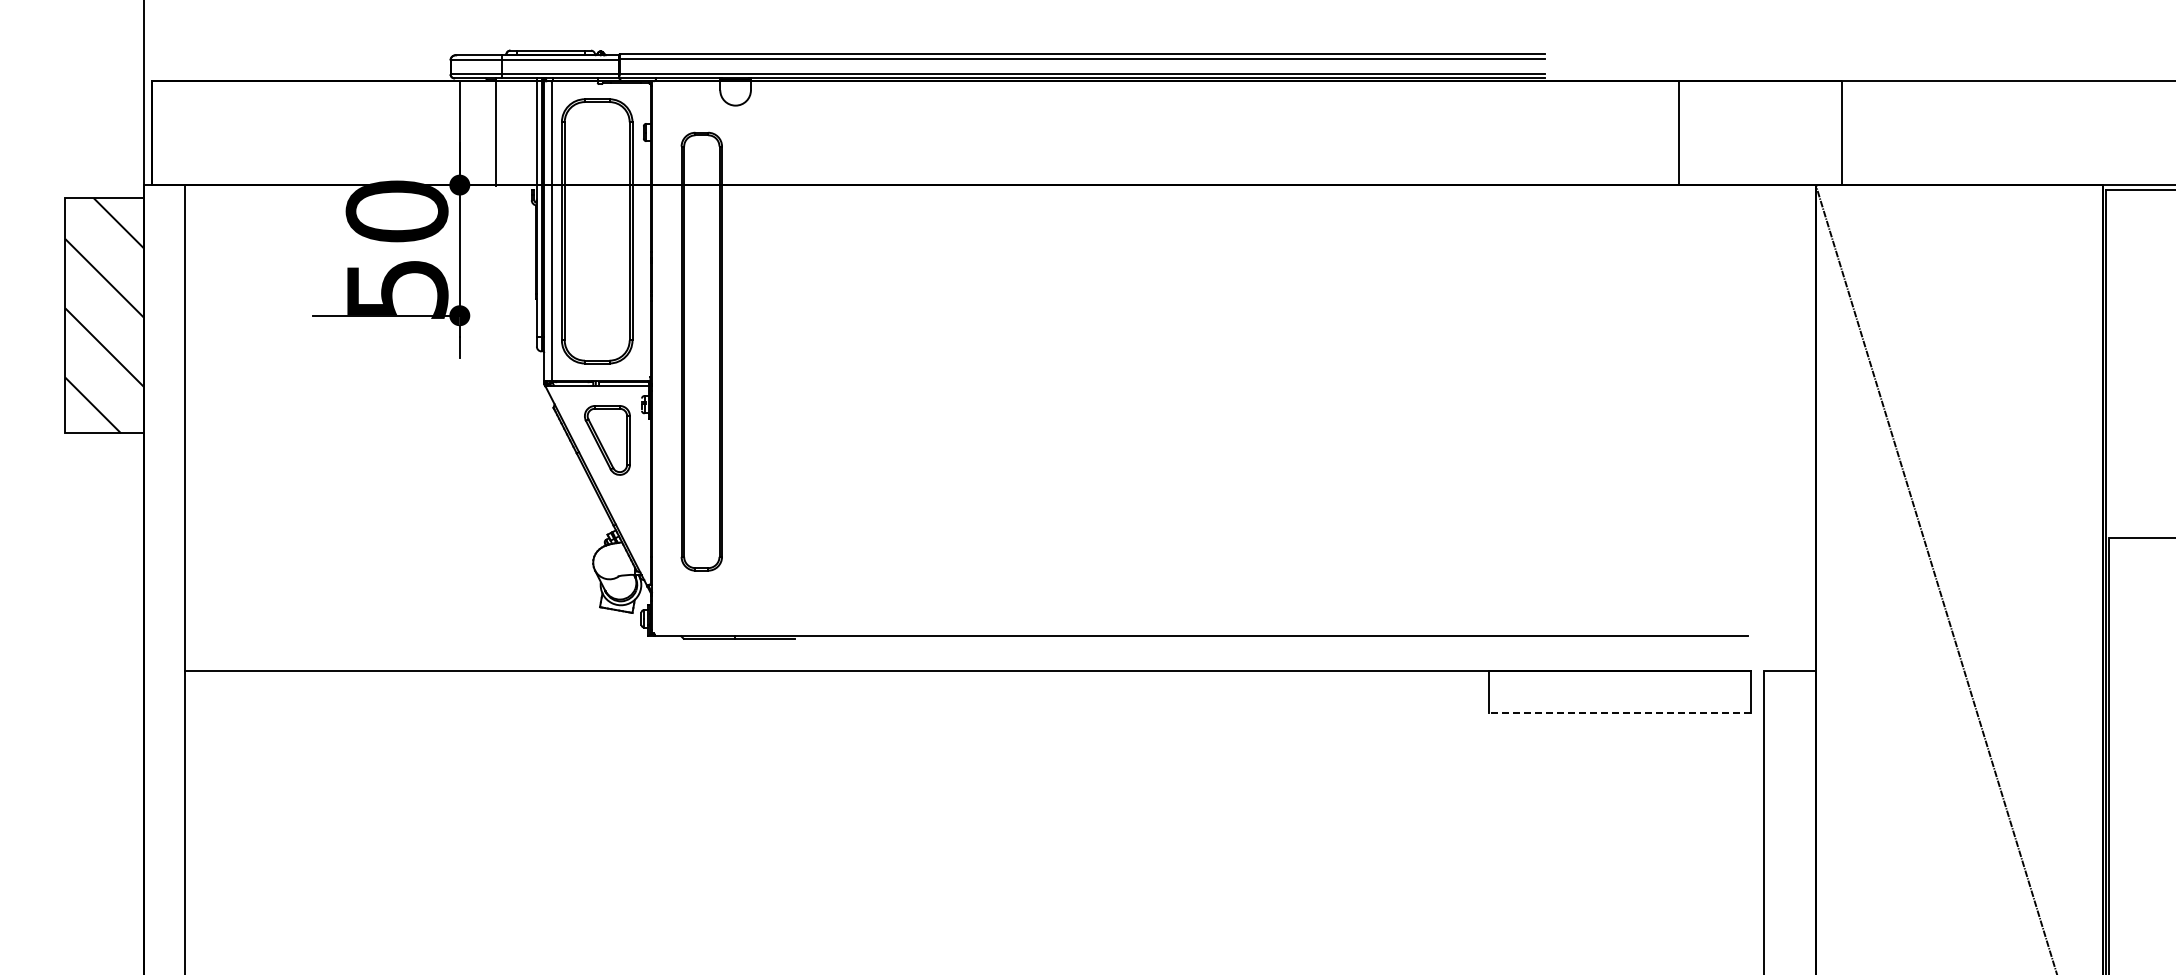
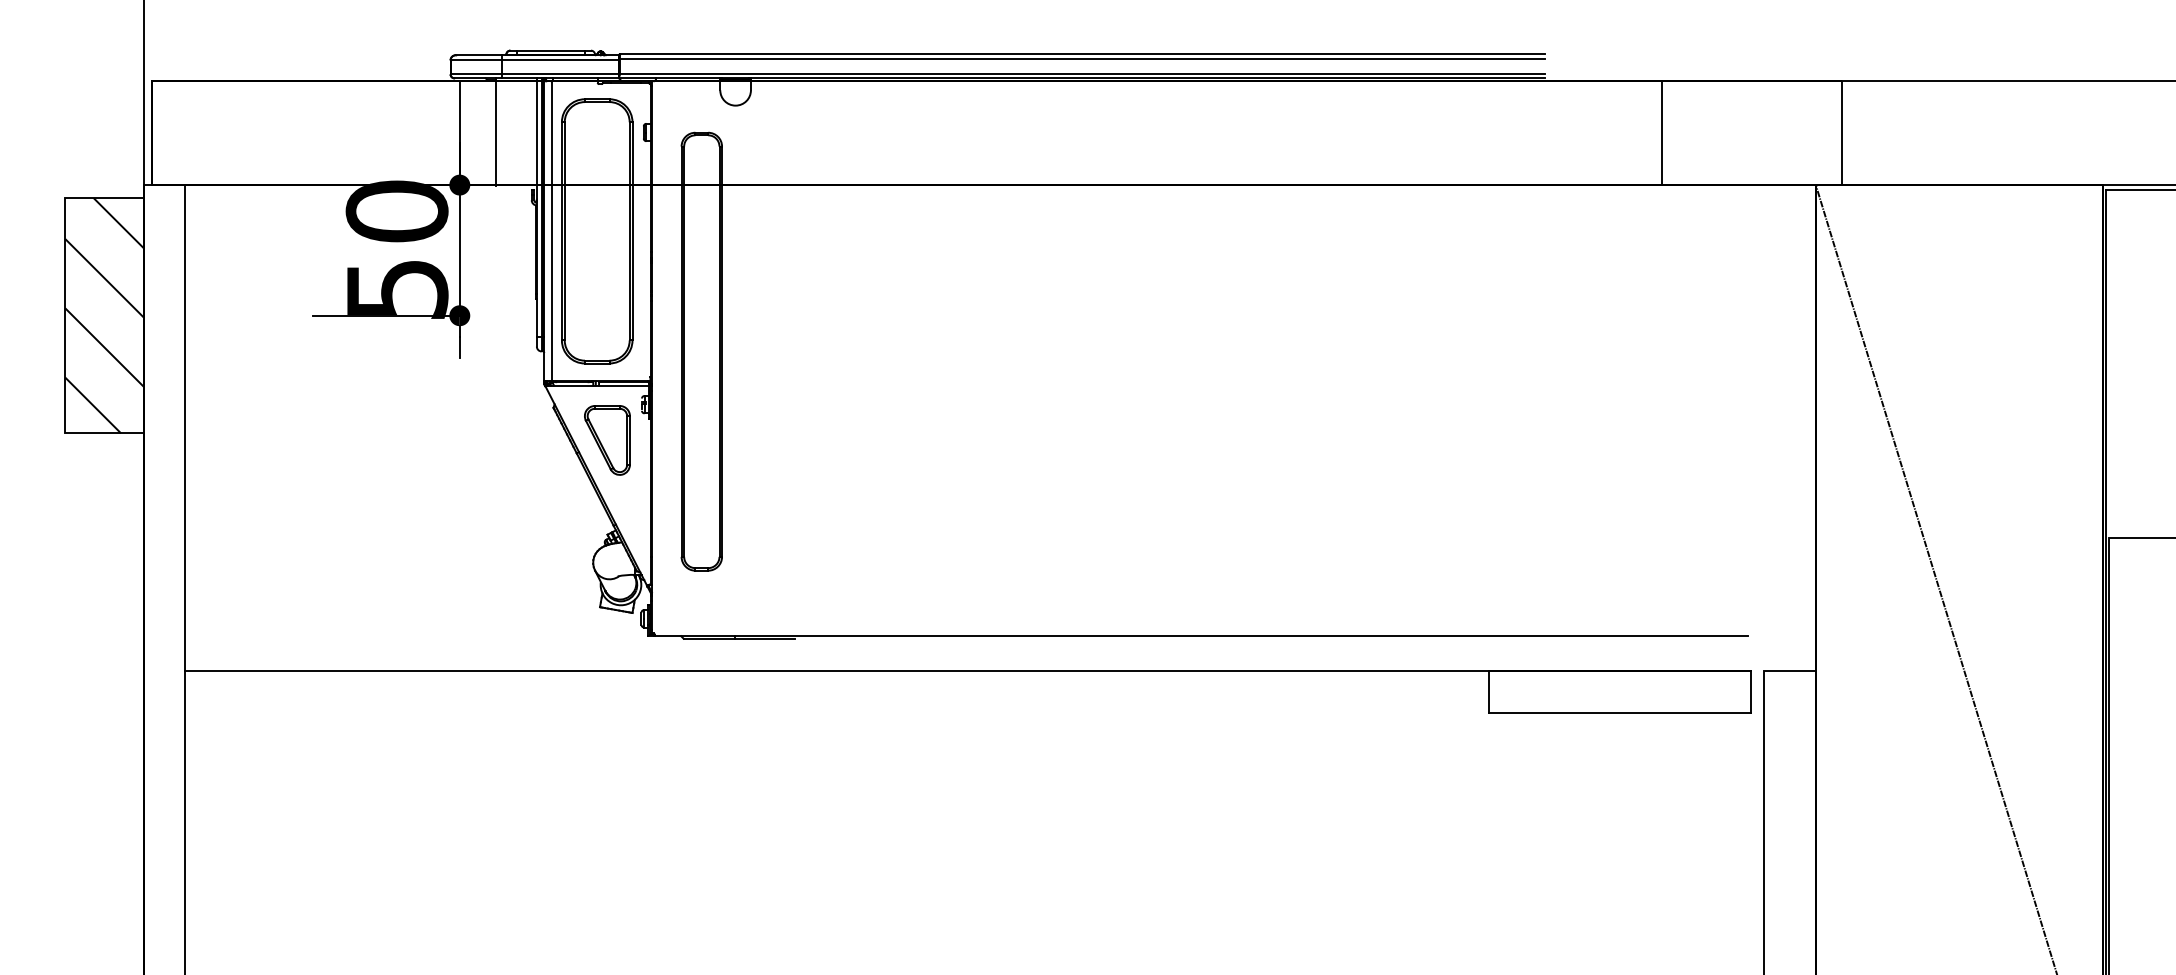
line position: (1678, 132) -> (1661, 132) (1661, 132)
line: dashed -> solid (1619, 712)
